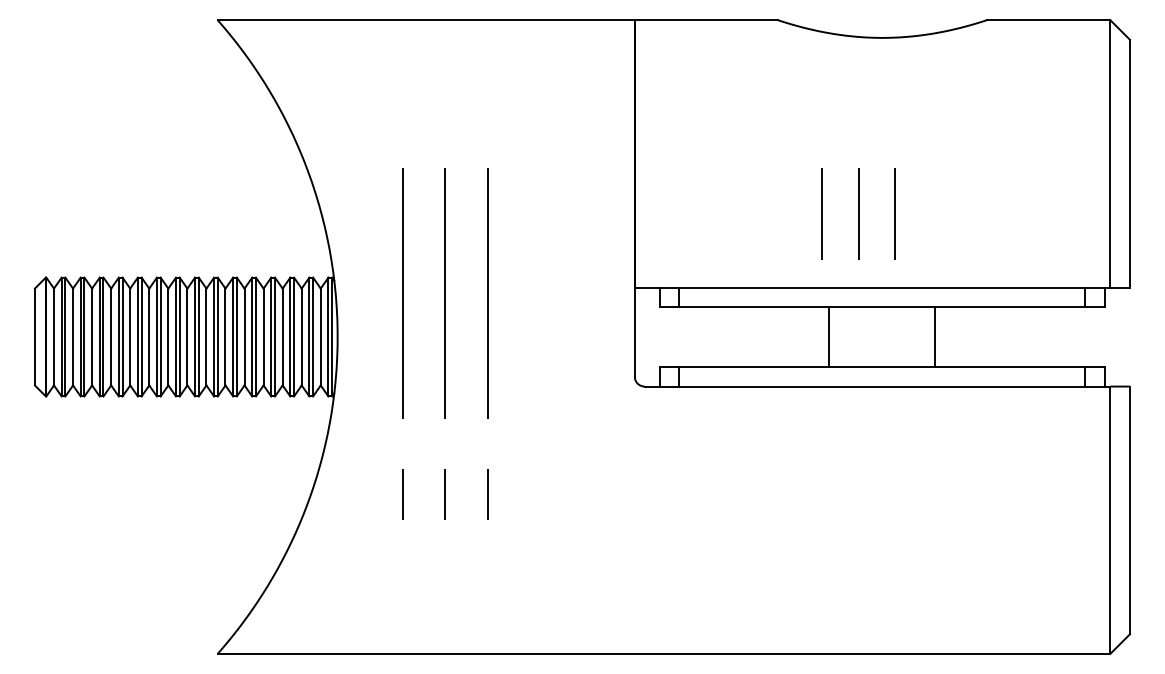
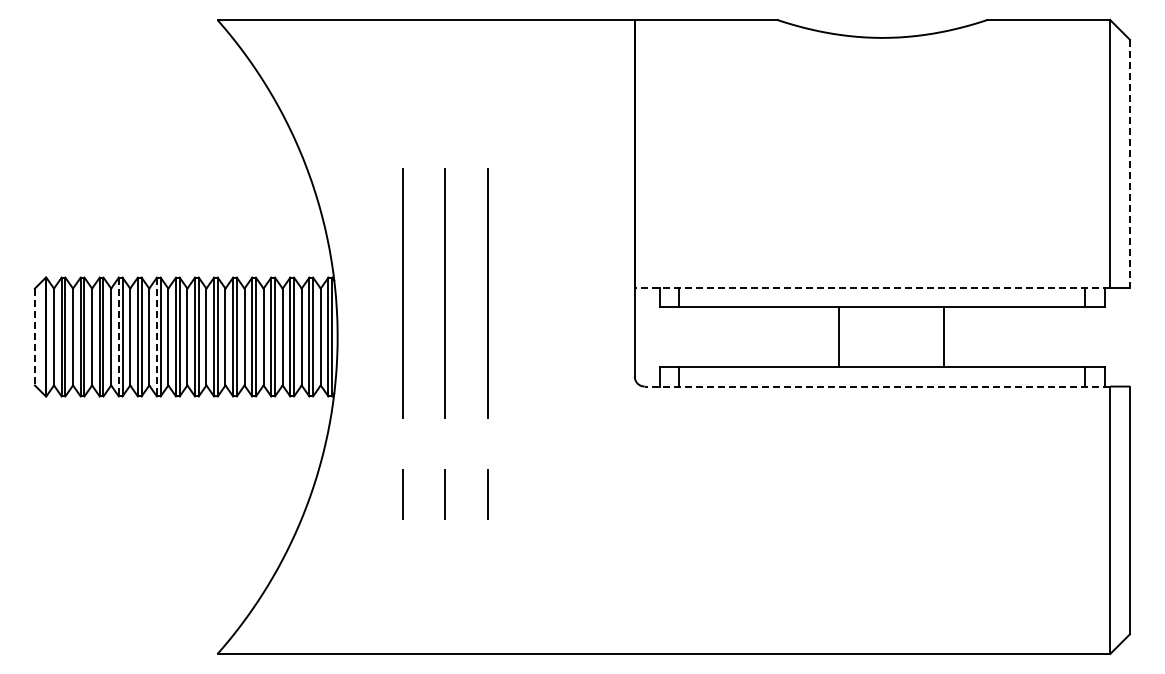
line: solid -> dashed (1130, 163)
line: present -> none (821, 213)
line: present -> none (858, 213)
line: present -> none (894, 213)
line: solid -> dashed (872, 287)
line position: (829, 336) -> (839, 336) (839, 336)
line position: (935, 336) -> (944, 336) (944, 336)
line: solid -> dashed (34, 337)
line: solid -> dashed (118, 337)
line: solid -> dashed (156, 337)
line: solid -> dashed (877, 386)
